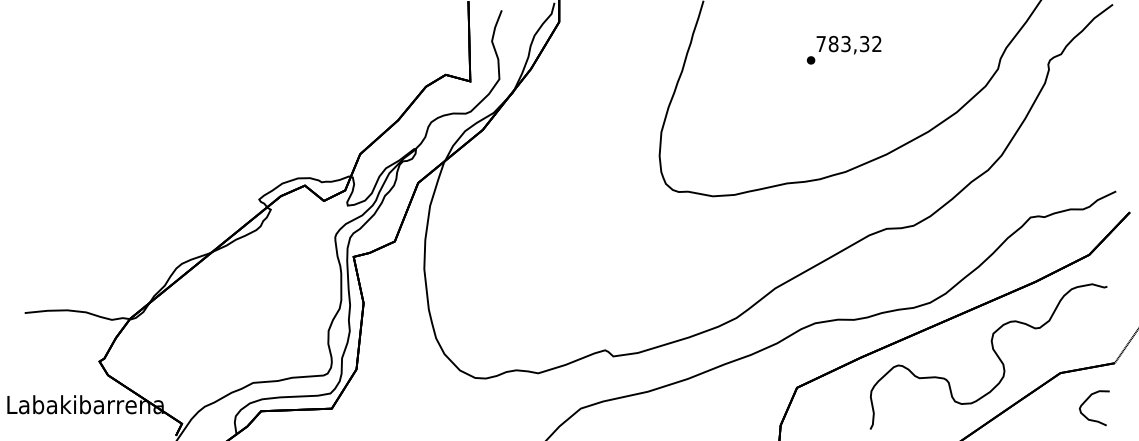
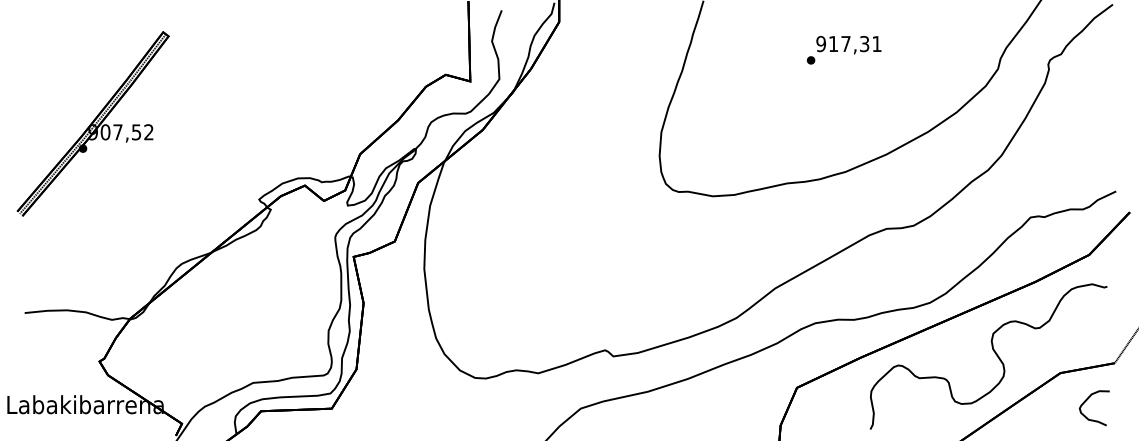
text: 783,32 -> 917,31 (848, 43)
part: none -> present (92, 123)
